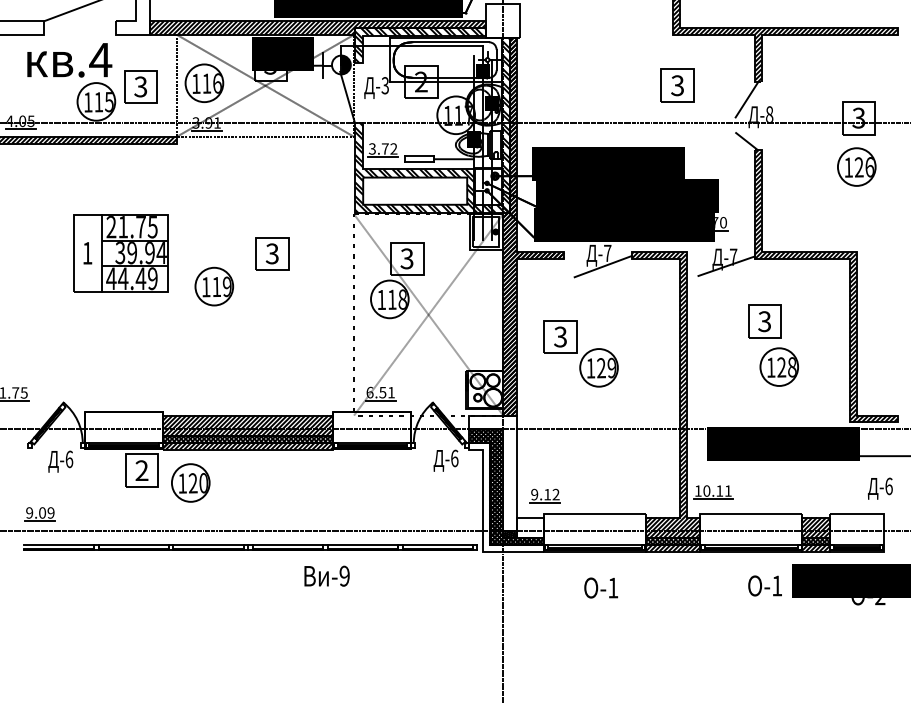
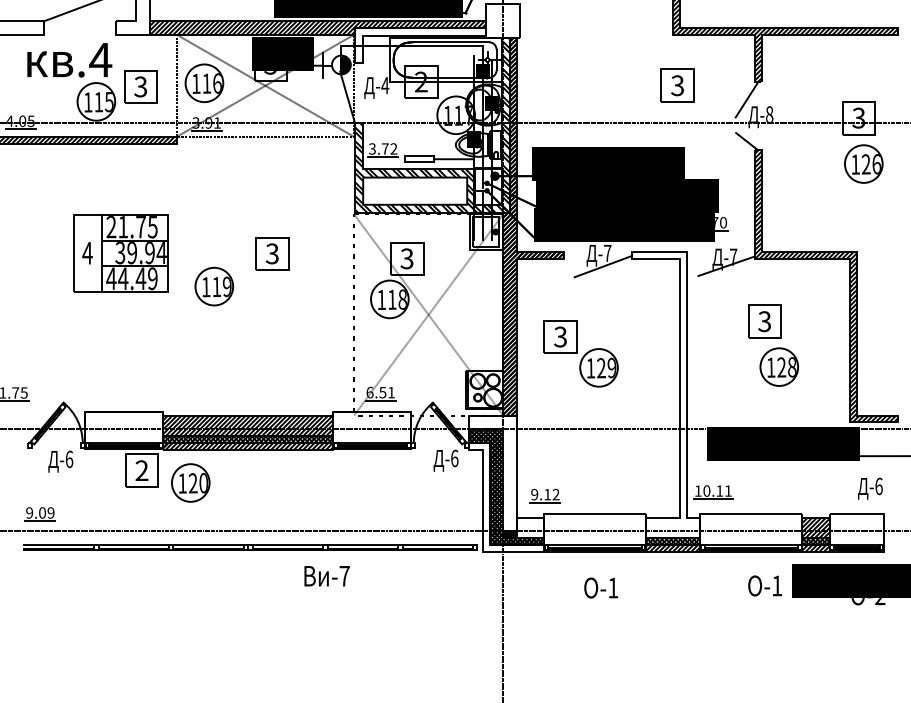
hatch: present -> none (420, 45)
text: -3 -> -4 (385, 85)
part position: (856, 166) -> (863, 163) (863, 163)
text: 1 -> 4 (87, 253)
hatch: present -> none (666, 394)
text position: (880, 488) -> (870, 488) (870, 488)
text: -9 -> -7 (344, 575)
